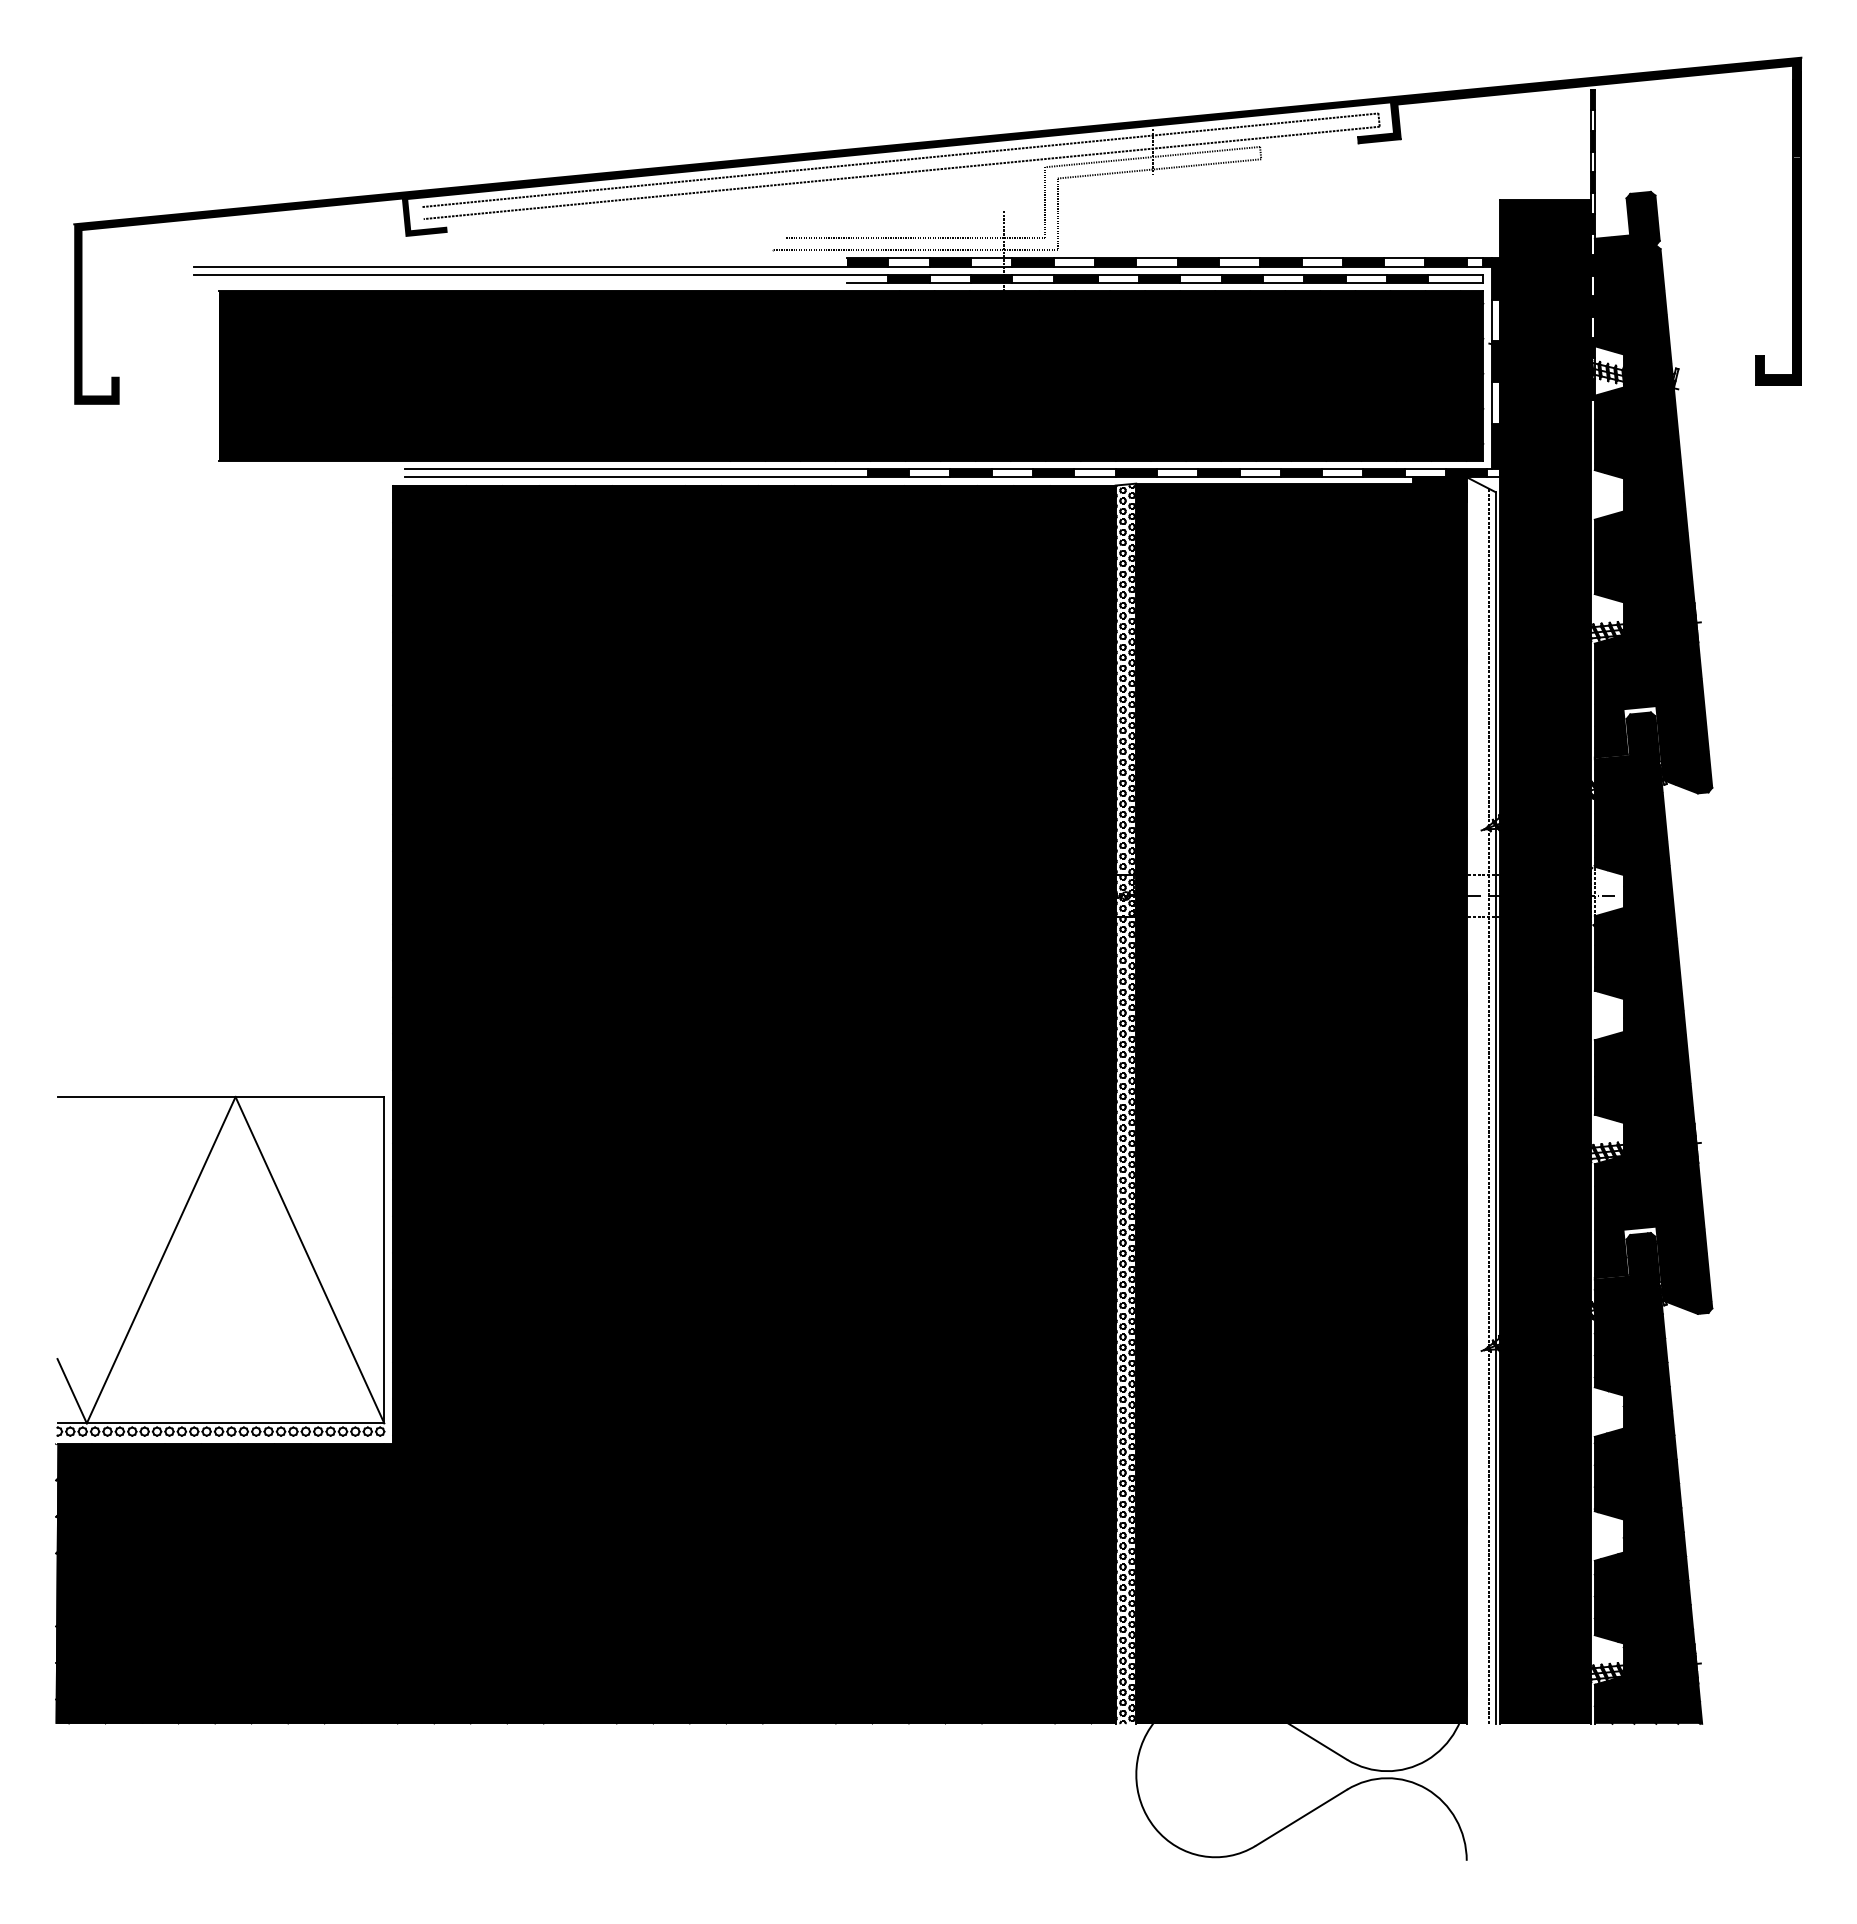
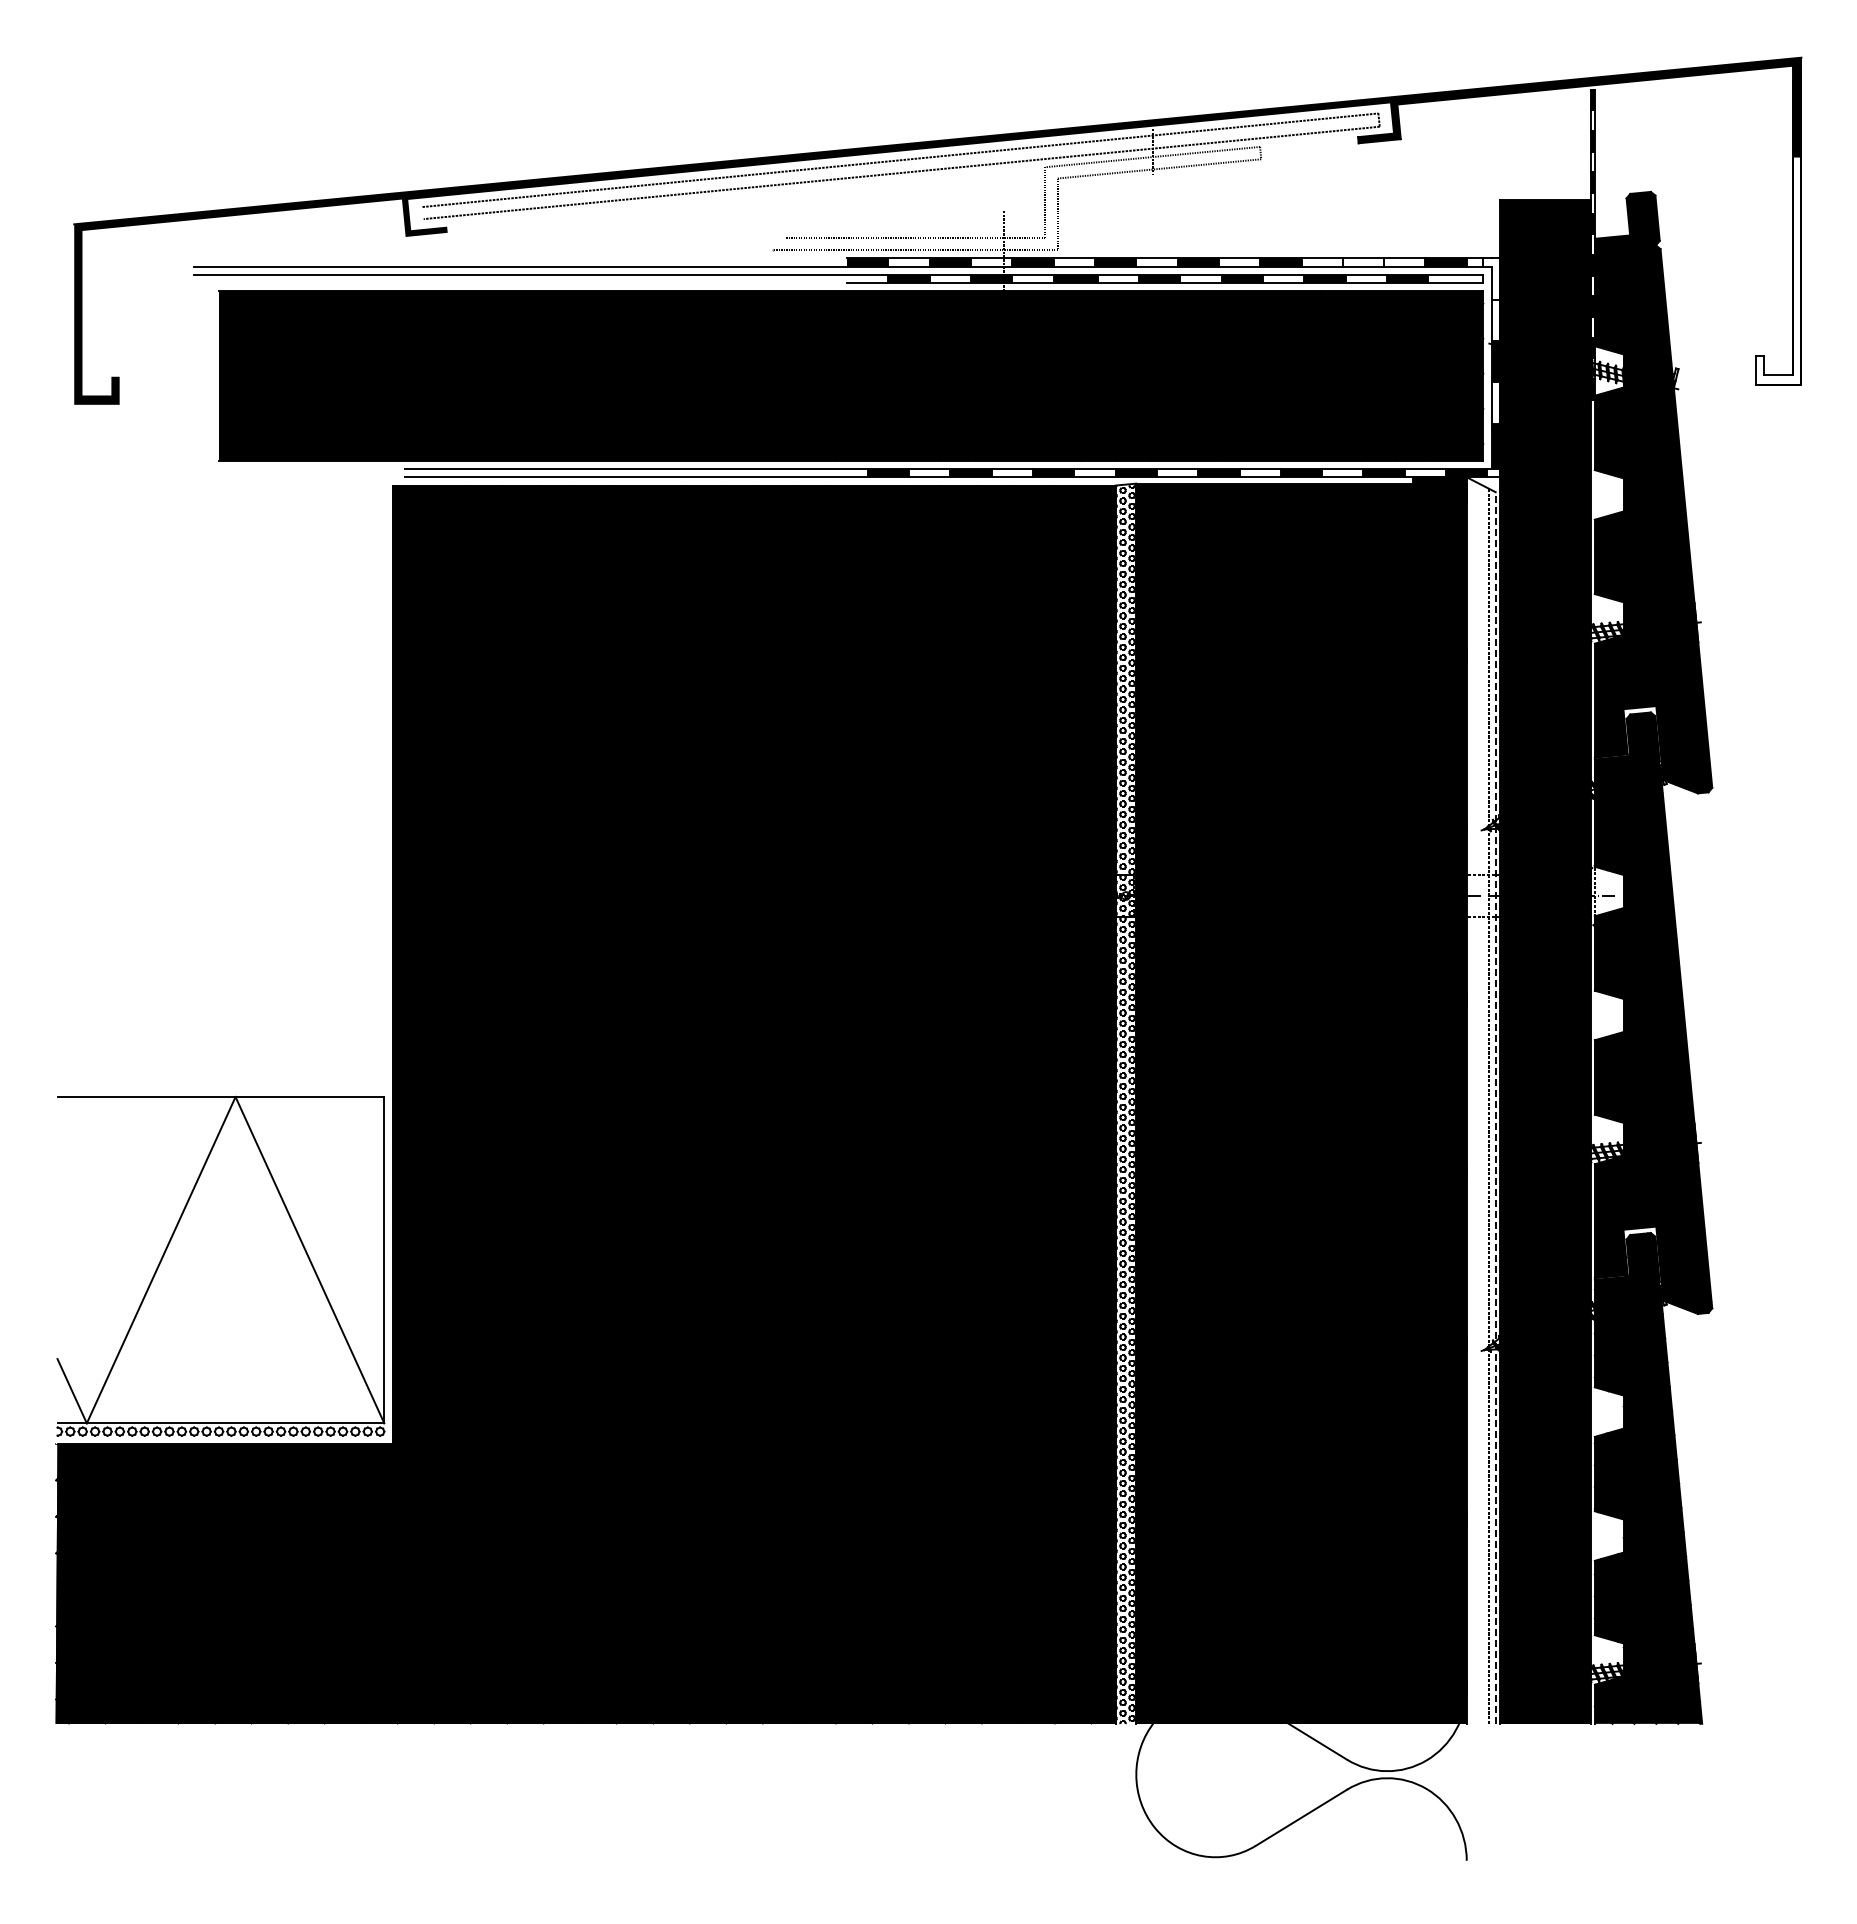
fill: present -> none (1363, 262)
fill: present -> none (1778, 270)
fill: present -> none (1491, 278)
line: solid -> dashed (1495, 1108)
